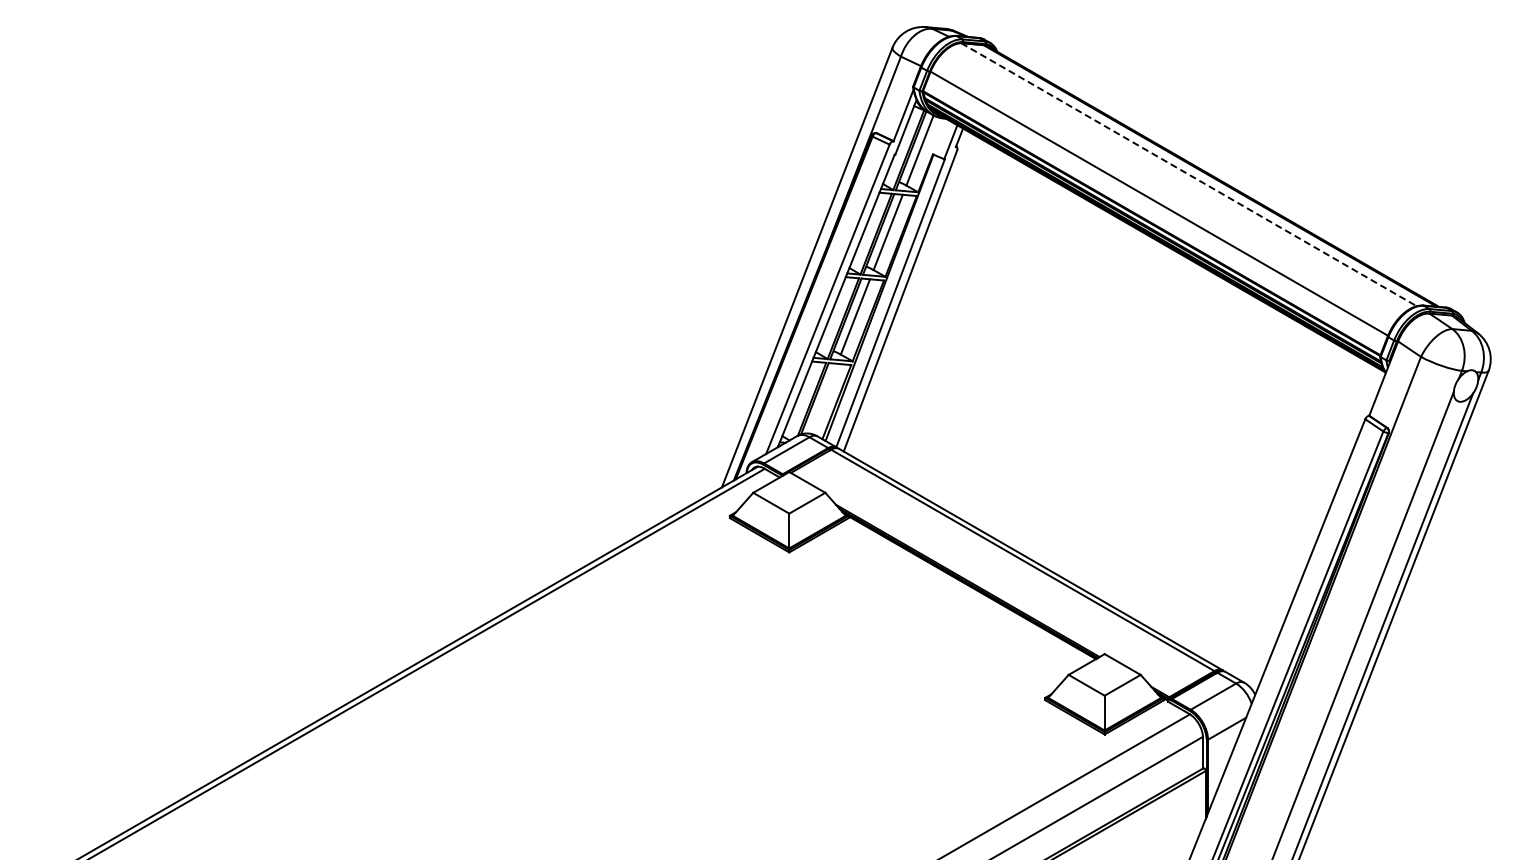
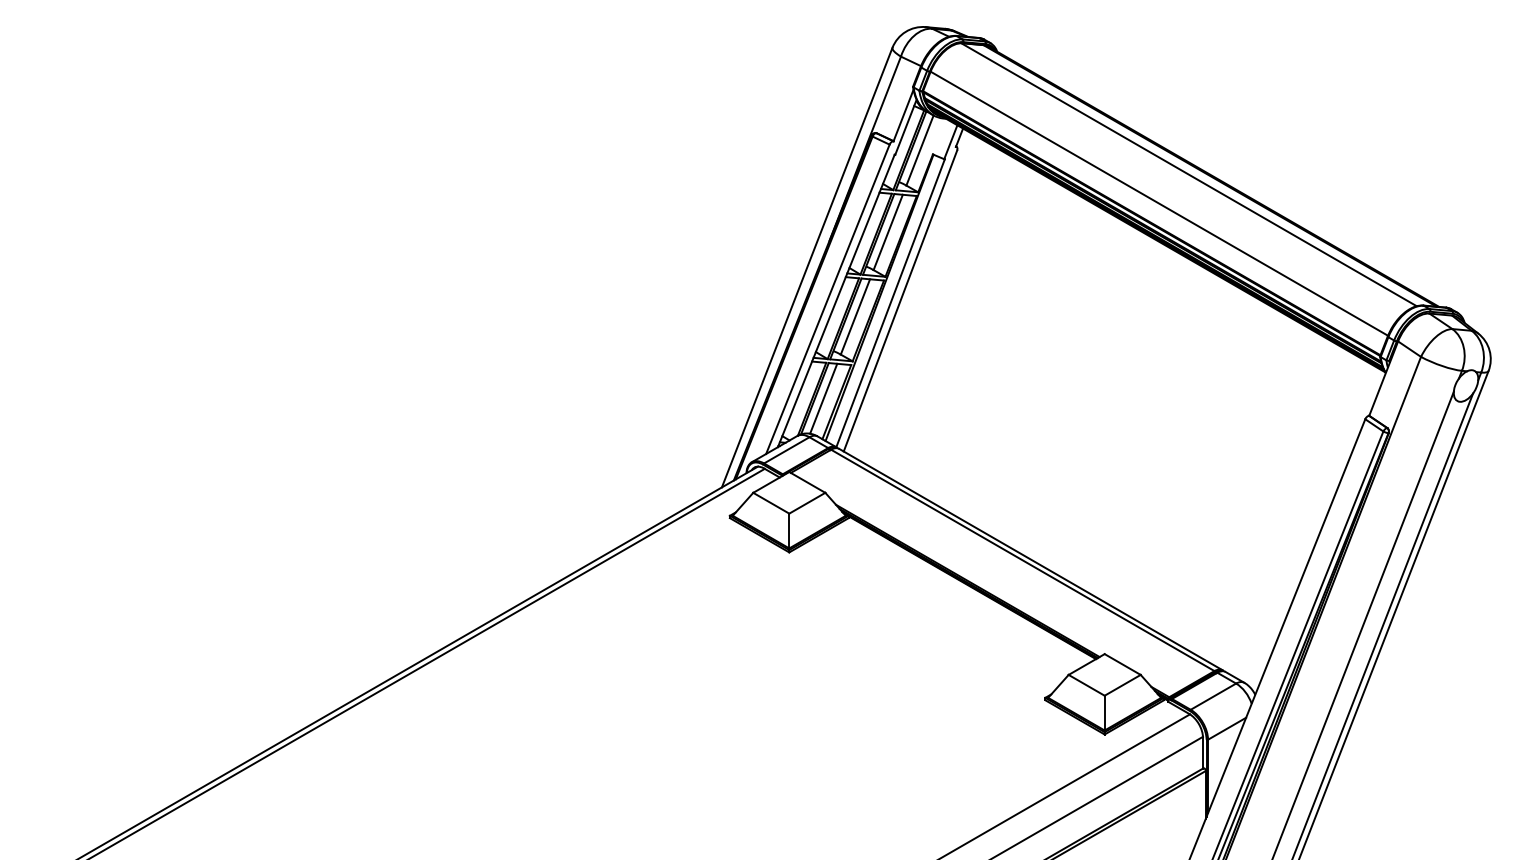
line: dashed -> solid (1188, 174)
line: none -> present (823, 398)
